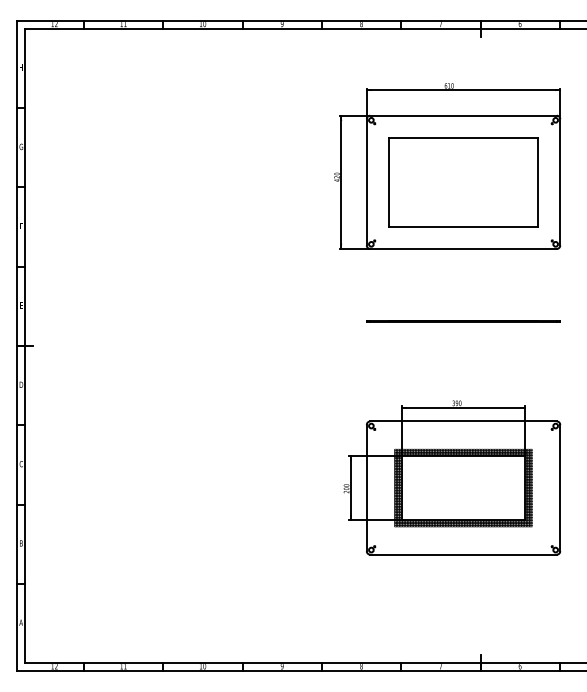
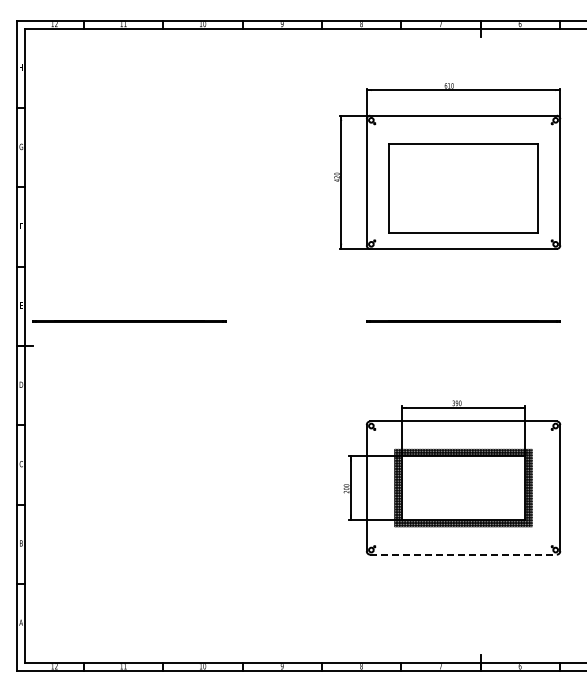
part position: (463, 182) -> (463, 188) (463, 188)
line: none -> present (129, 321)
line: solid -> dashed (464, 554)
